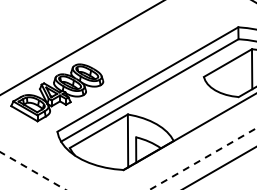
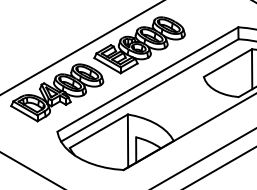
part: none -> present (139, 45)
line: dashed -> solid (203, 159)
line: dashed -> solid (33, 171)
